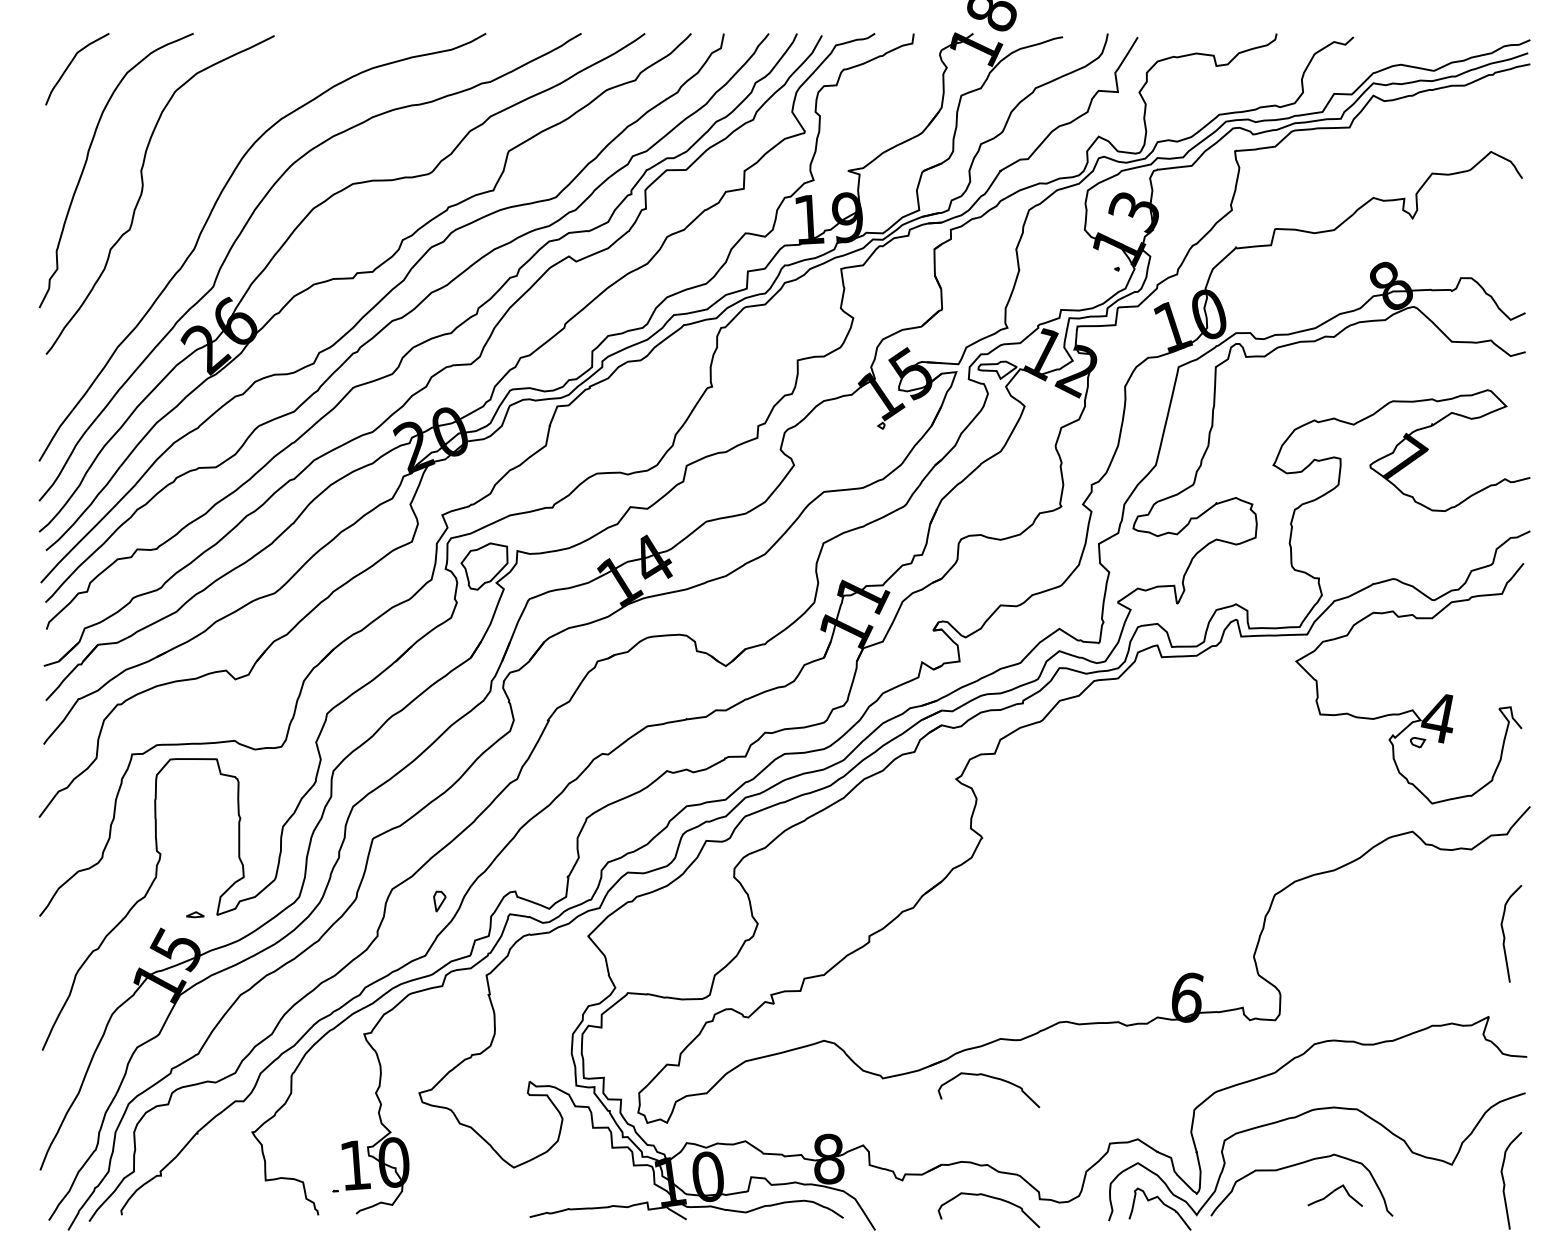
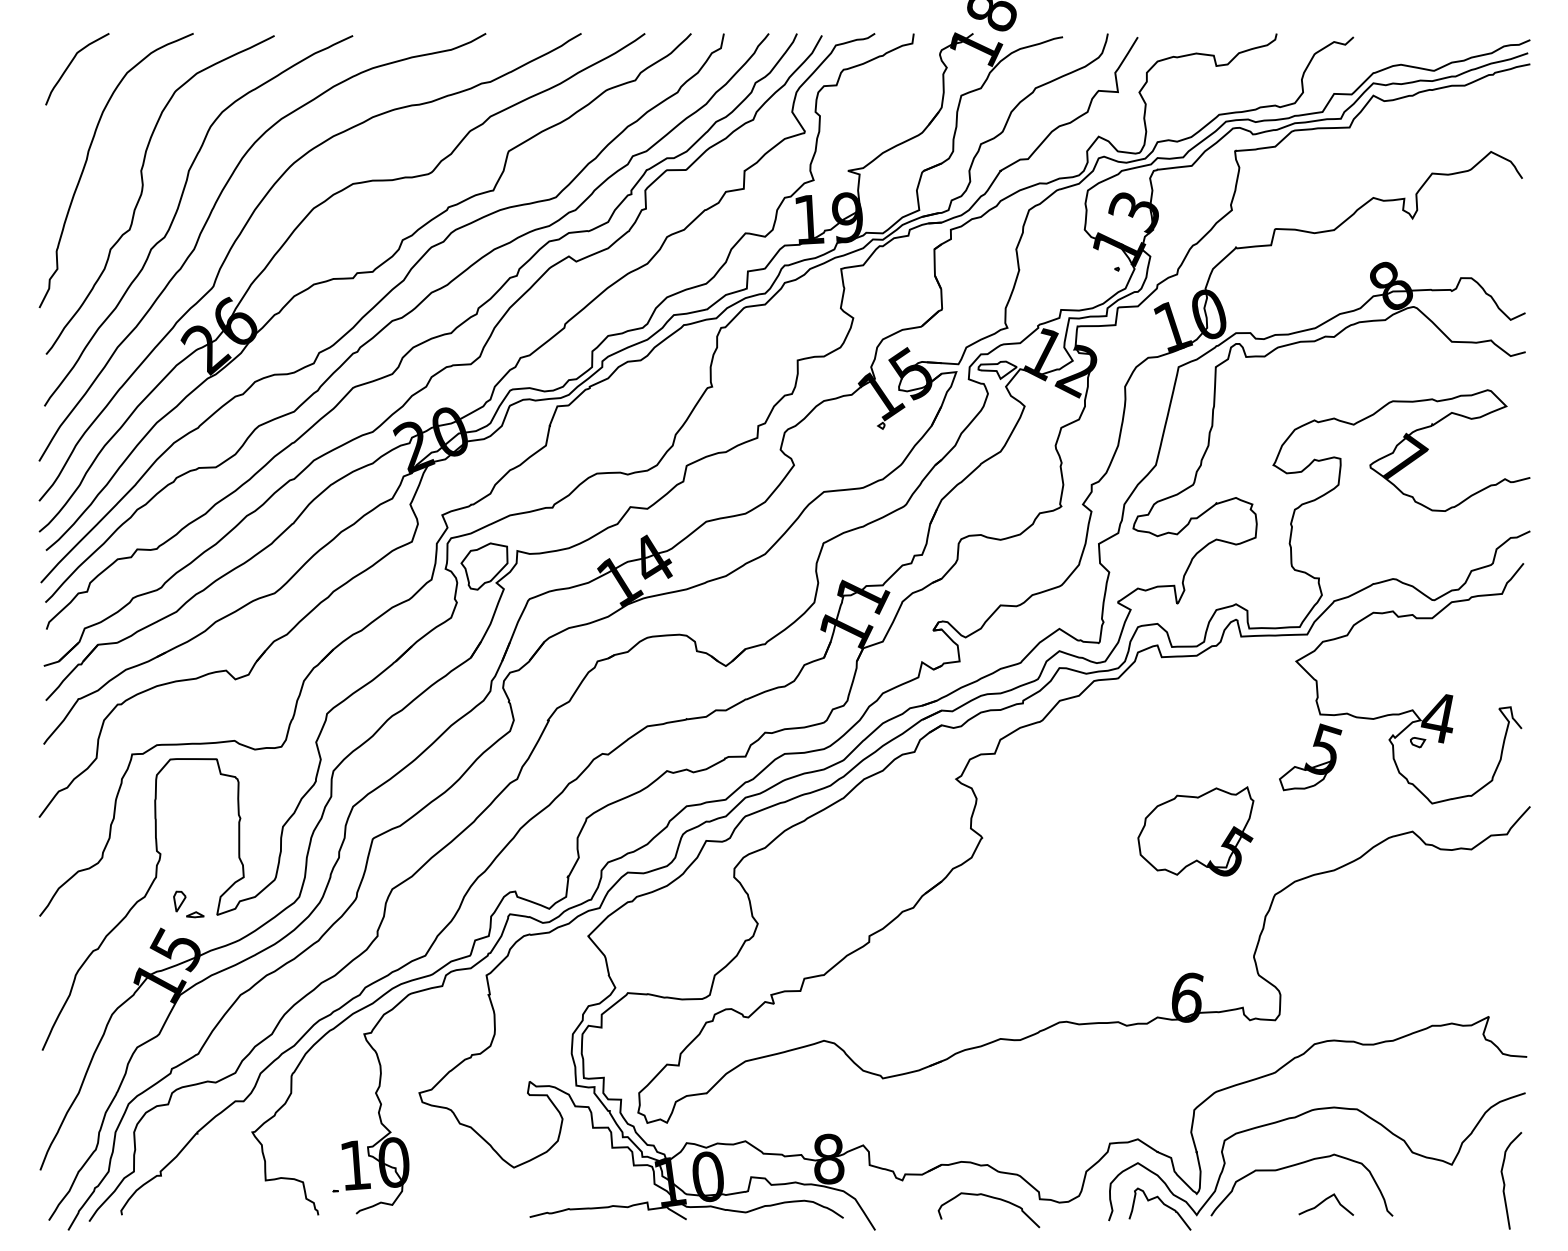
curve: none -> present (178, 210)
part: none -> present (1306, 762)
part: none -> present (1195, 831)
part position: (439, 901) -> (179, 901) (179, 901)
curve: present -> none (1505, 936)
curve: present -> none (992, 1078)
curve position: (1333, 1192) -> (1324, 1201) (1324, 1201)
